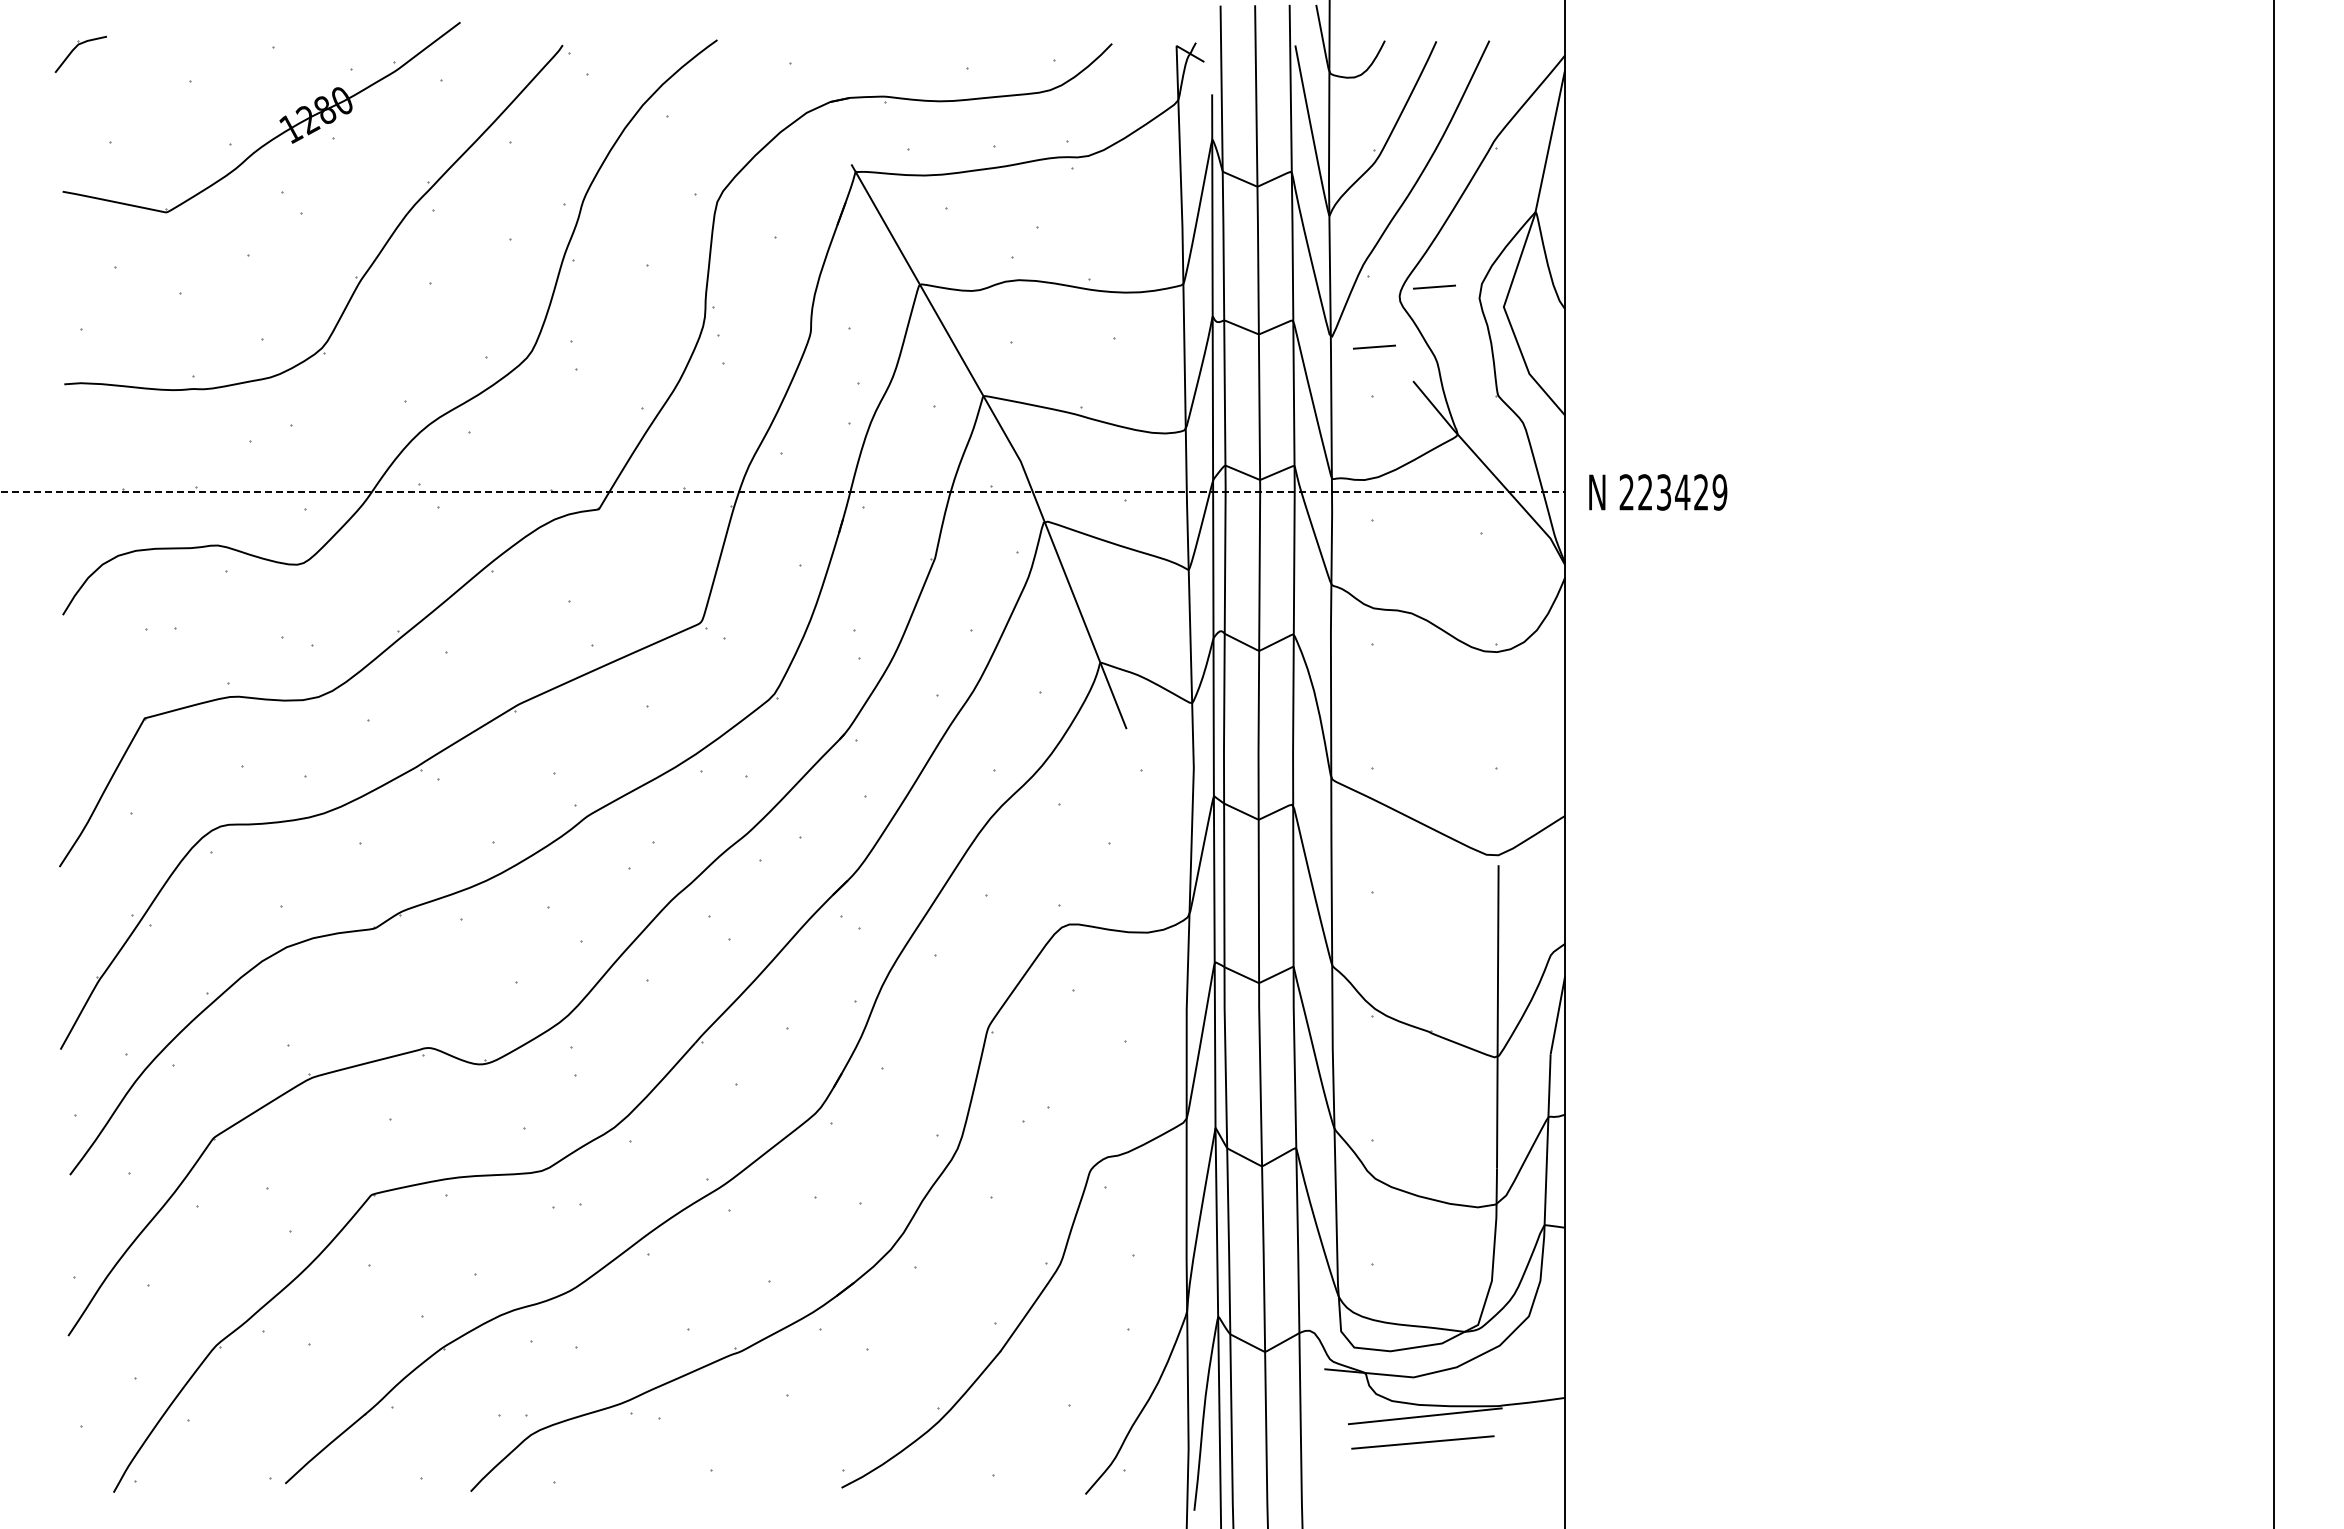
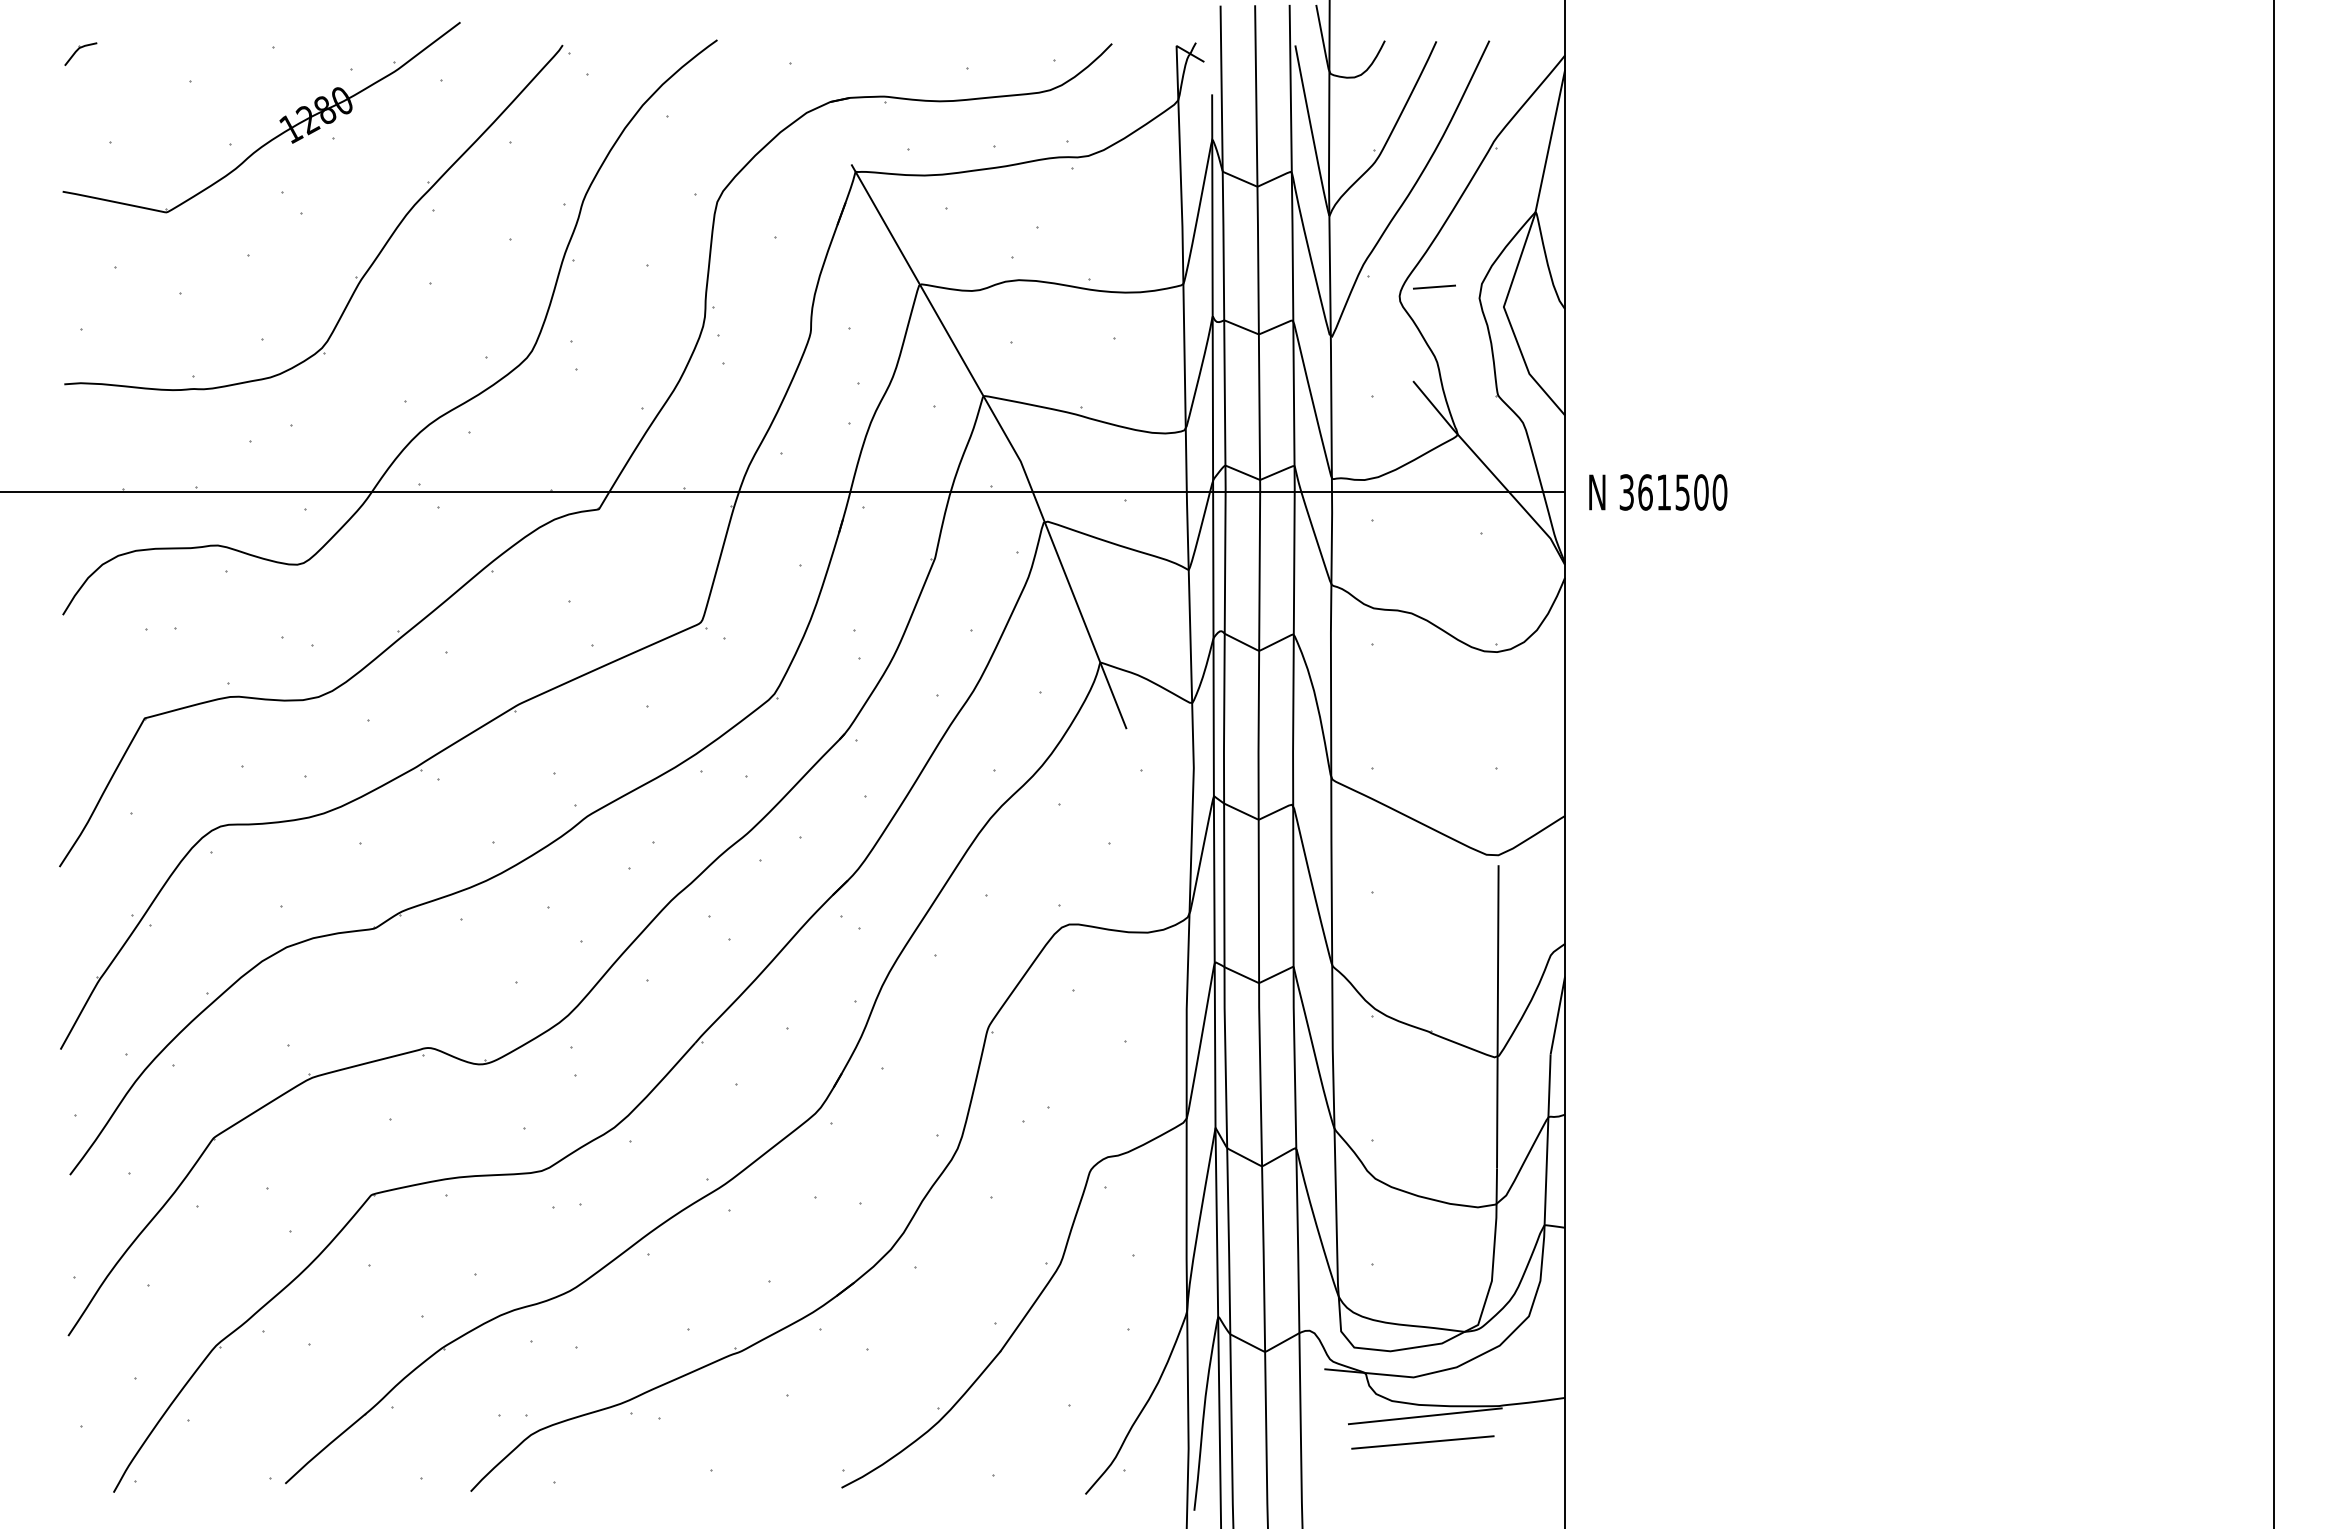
part size: 53x38 px -> 34x24 px (80, 53)
line: present -> none (1374, 346)
line: dashed -> solid (782, 492)
text: 223429 -> 361500 (1673, 492)
